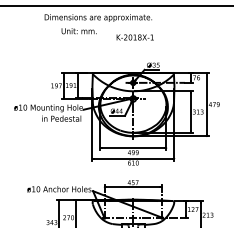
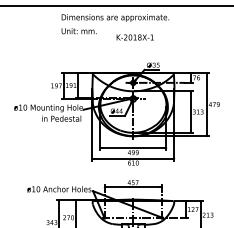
text position: (97, 17) -> (114, 17) (114, 17)
